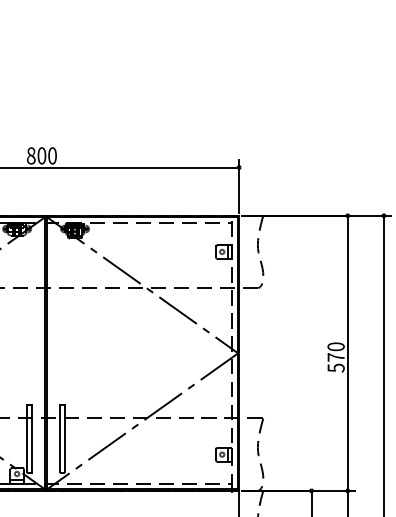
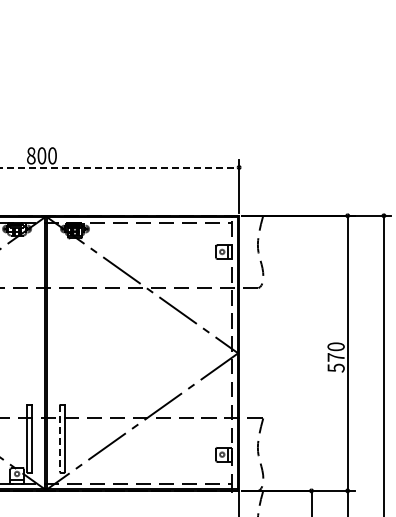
line: solid -> dashed (120, 167)
line: solid -> dashed (60, 439)
